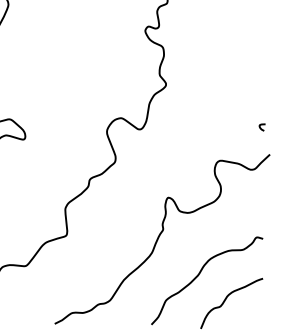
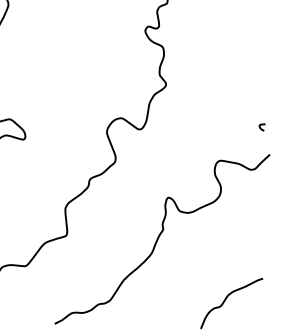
curve: present -> none (199, 275)
